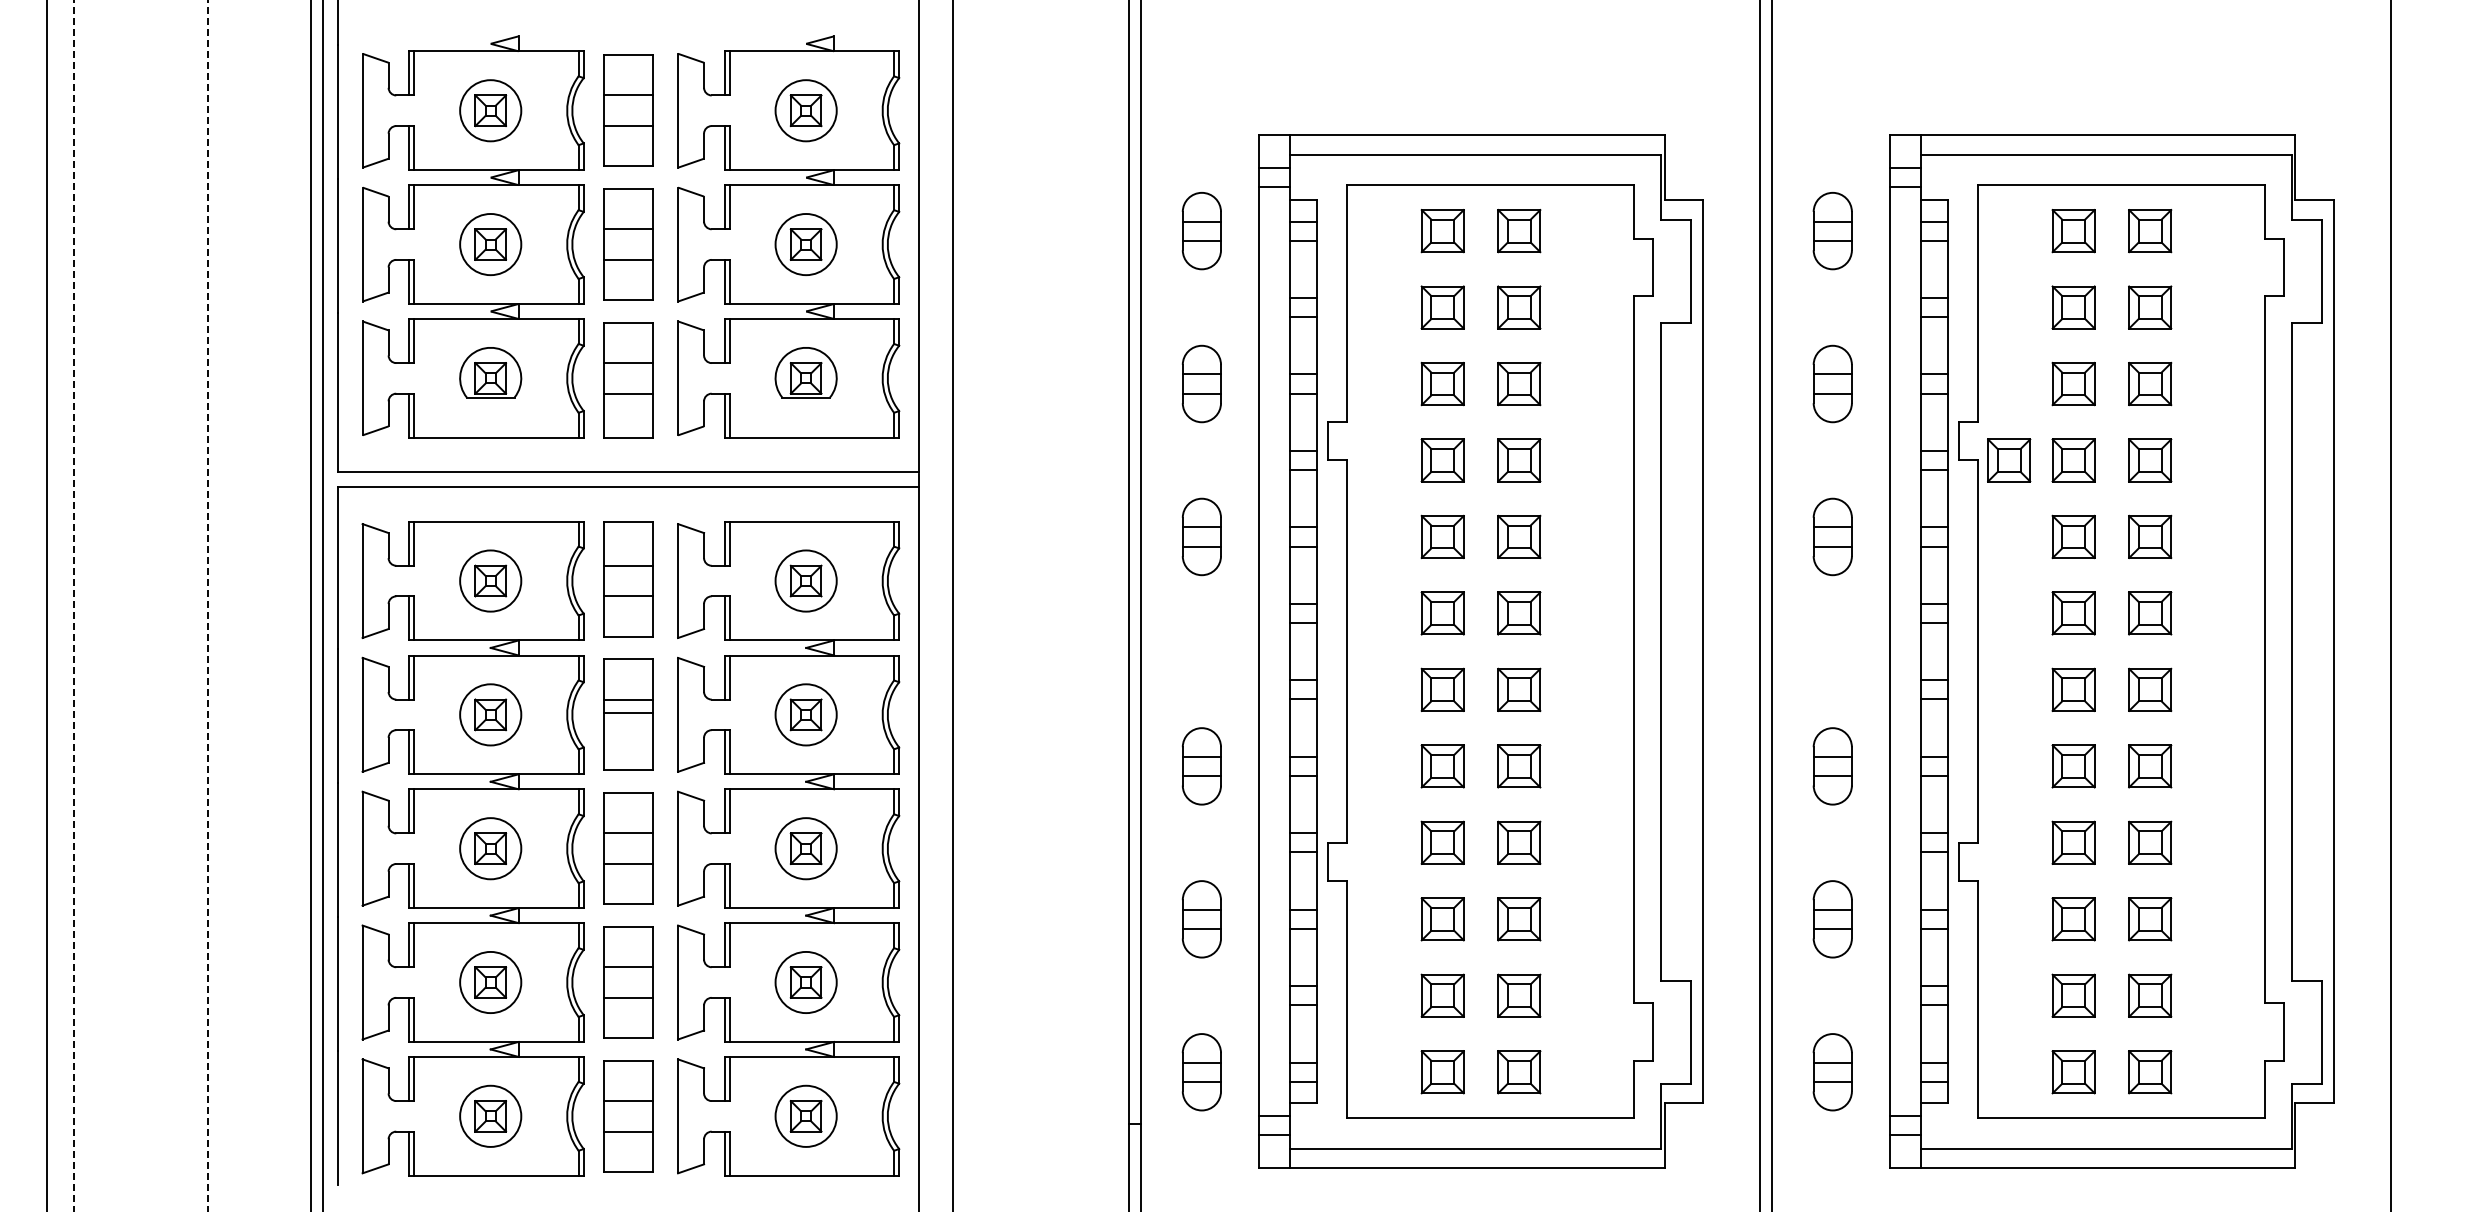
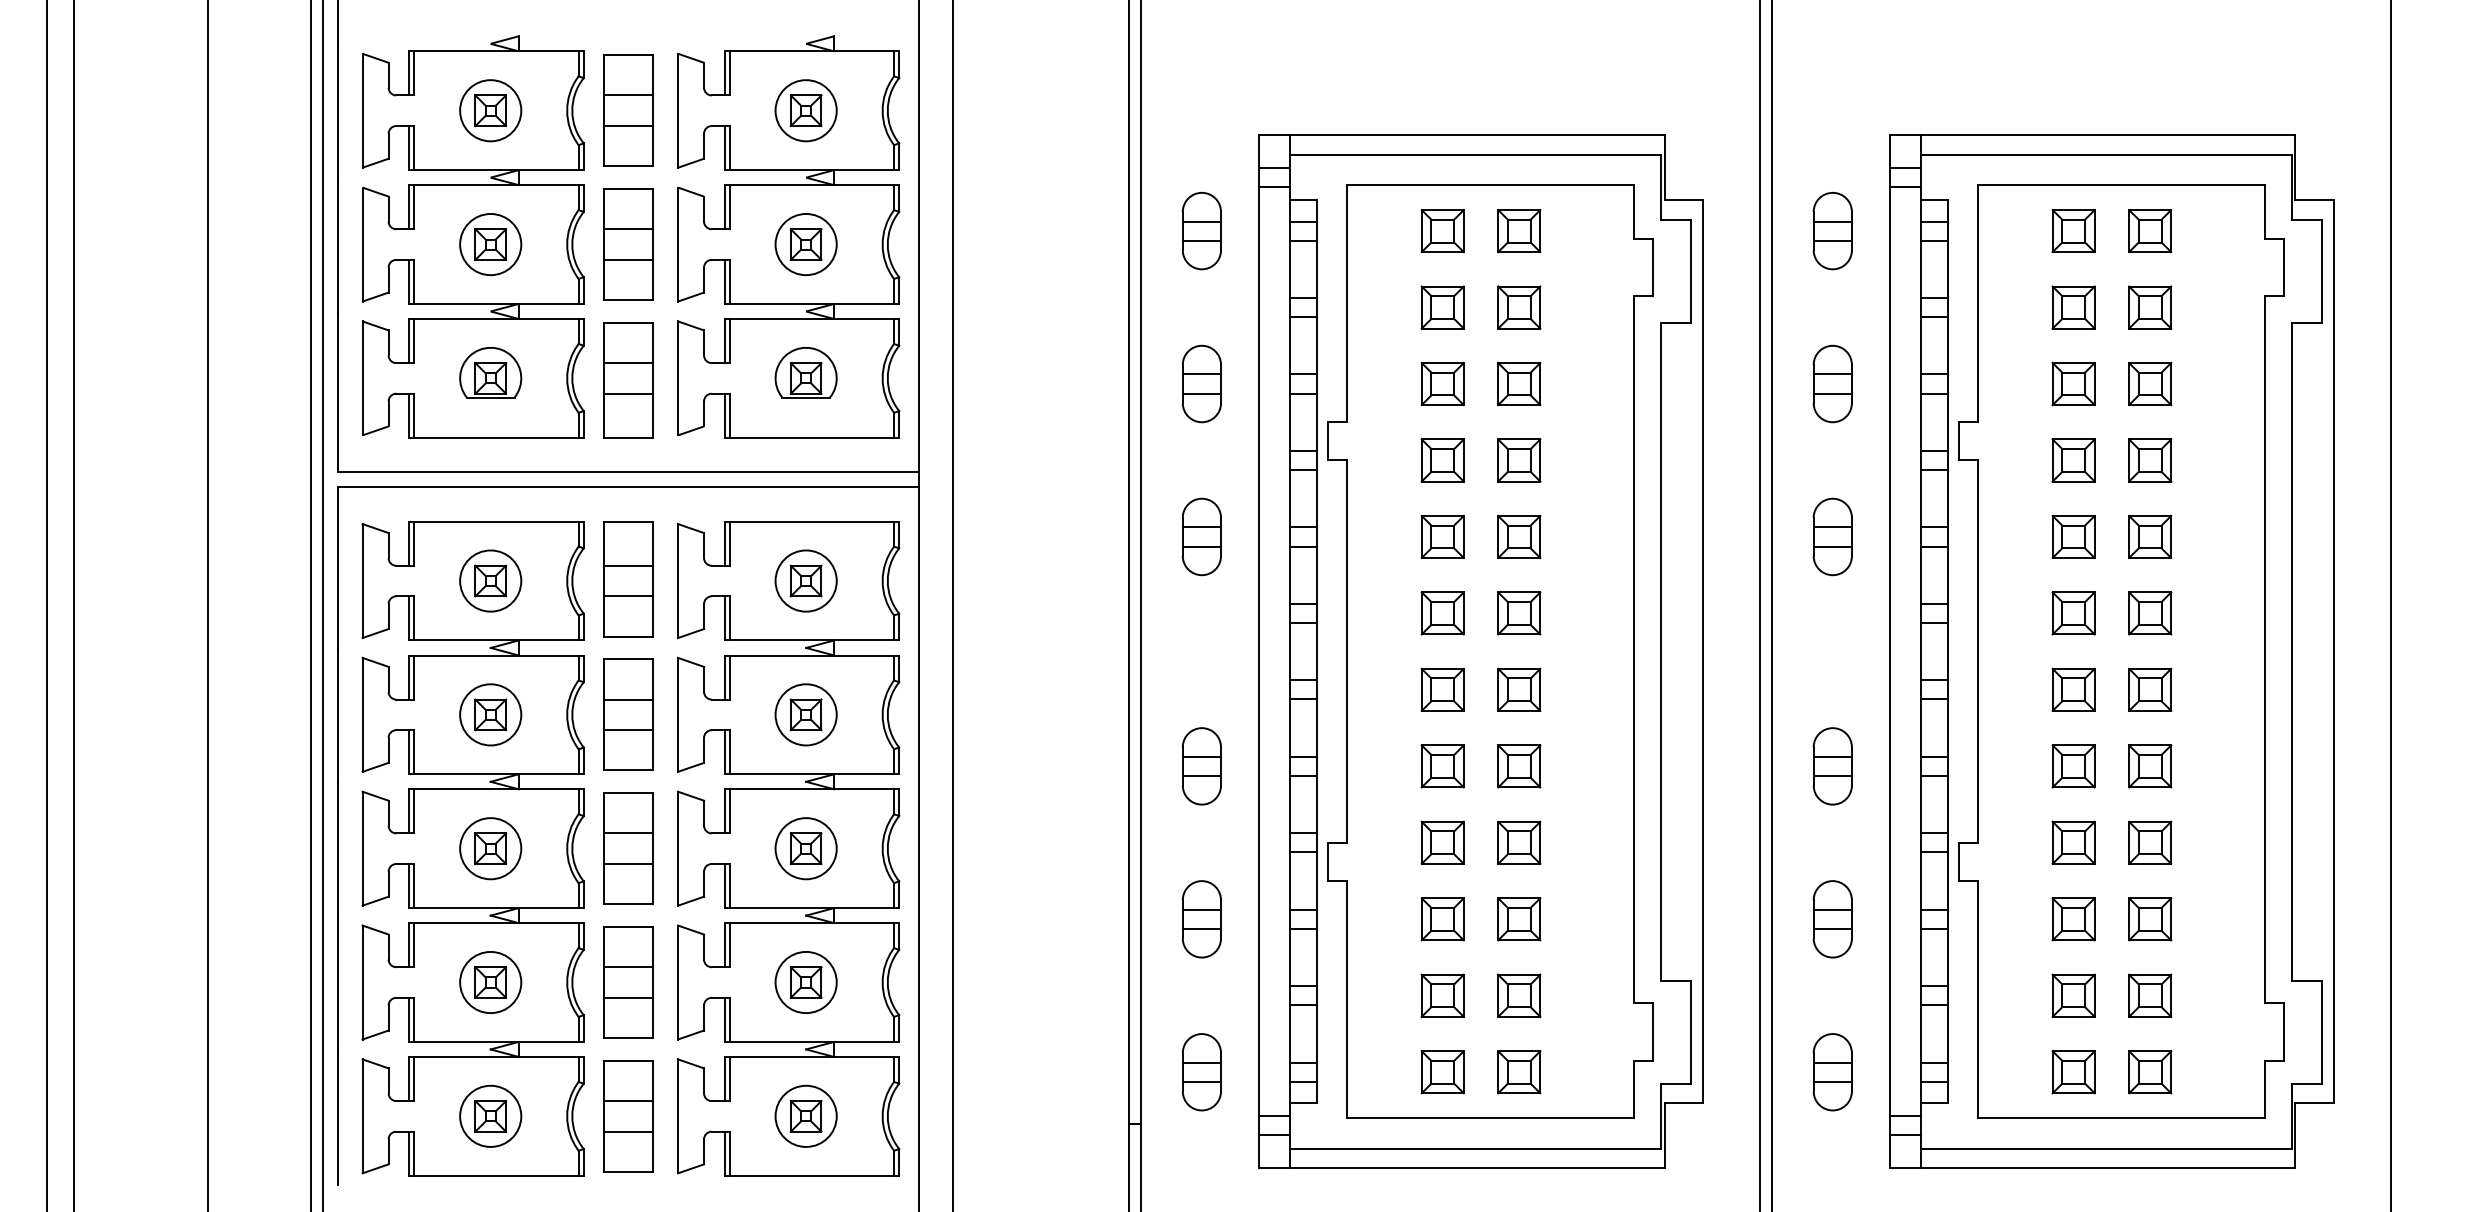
part: present -> none (2009, 460)
line: dashed -> solid (73, 605)
line: dashed -> solid (207, 605)
line position: (628, 713) -> (628, 730) (628, 730)
